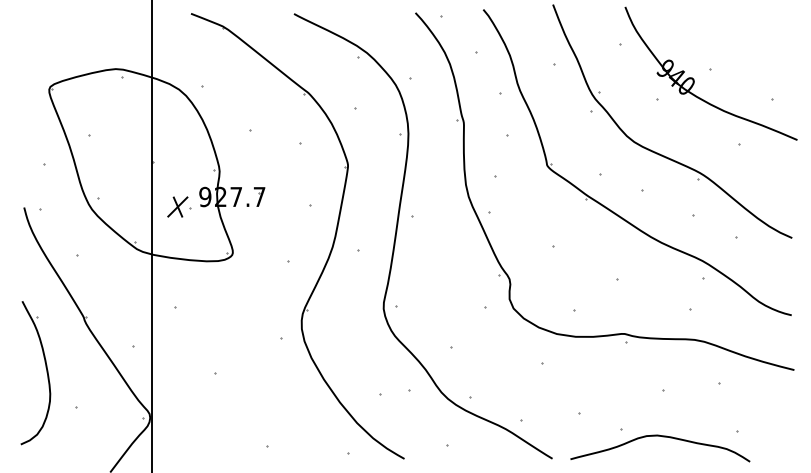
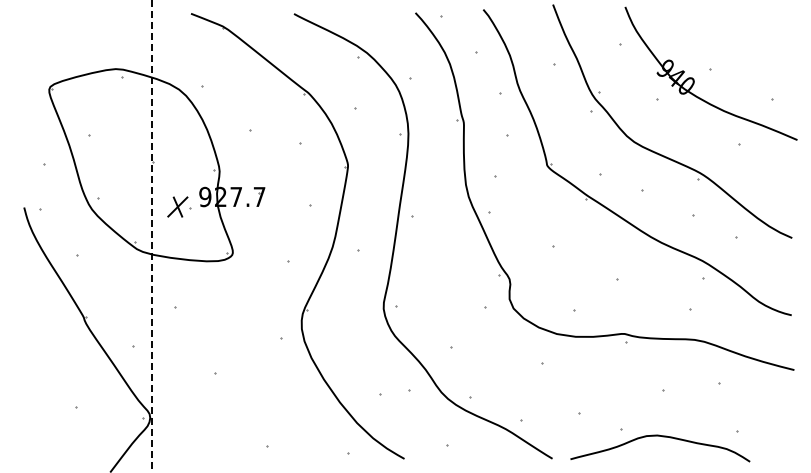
line: solid -> dashed (151, 237)
part: present -> none (46, 373)
